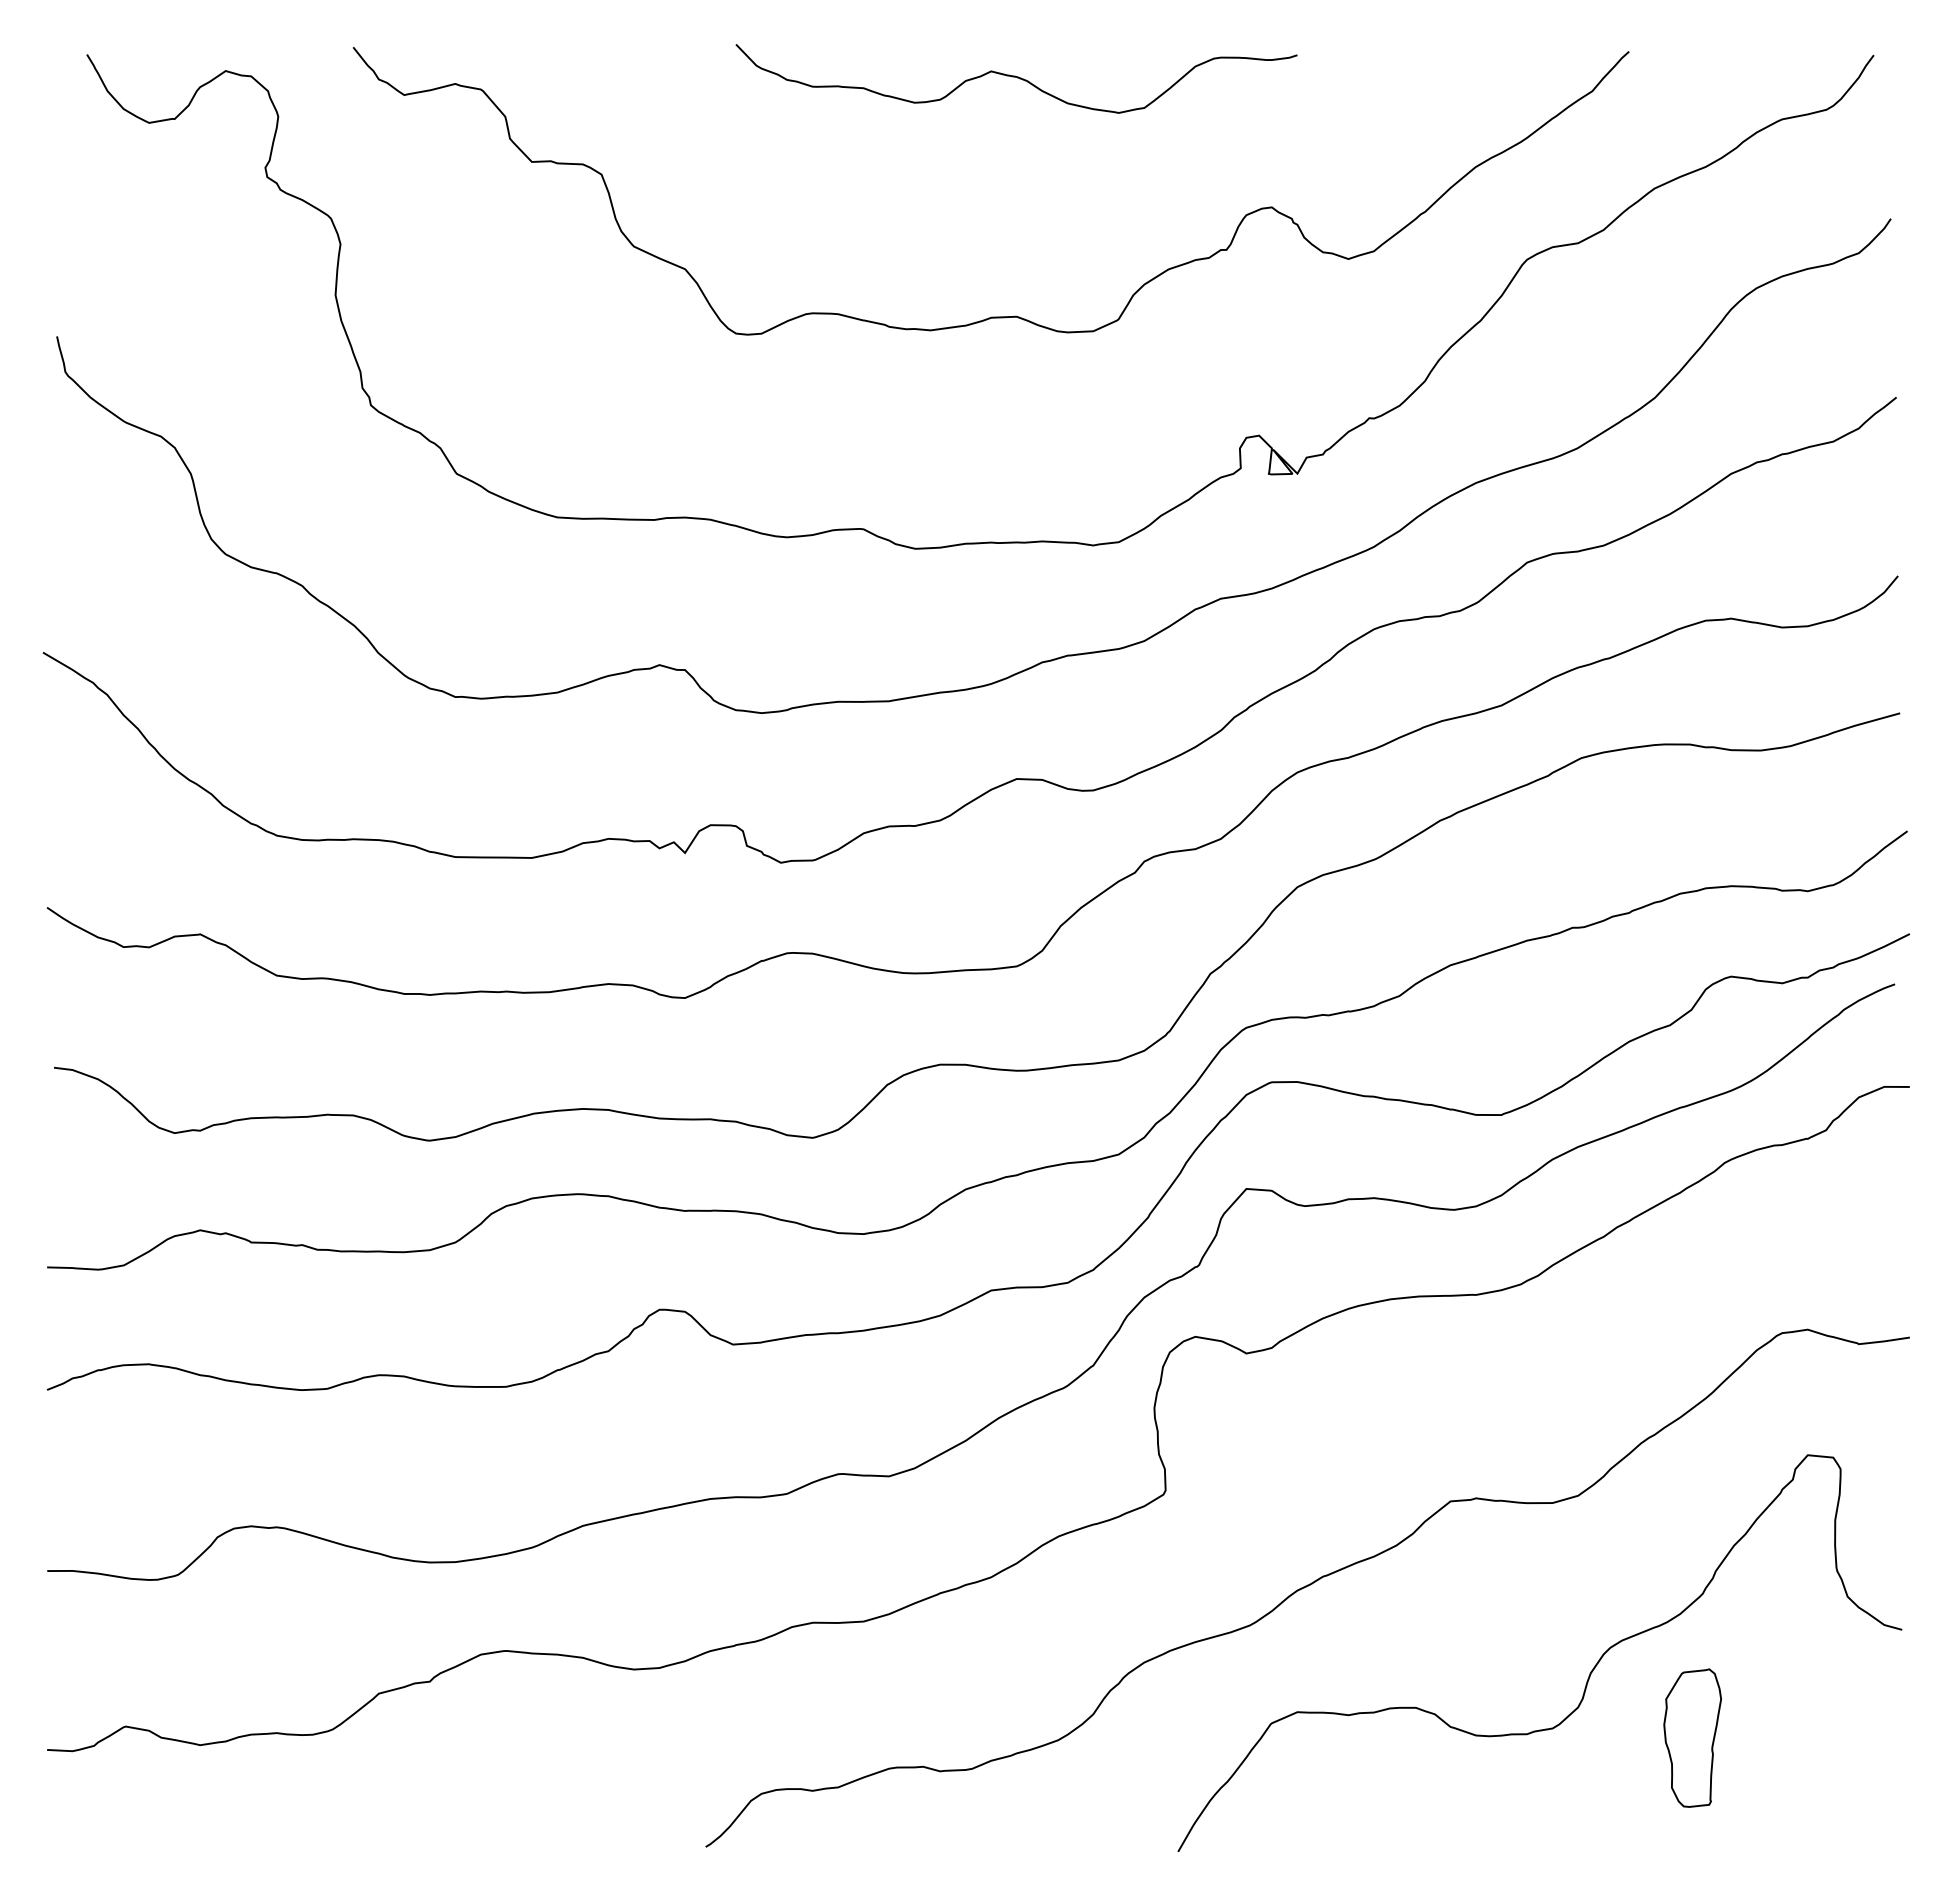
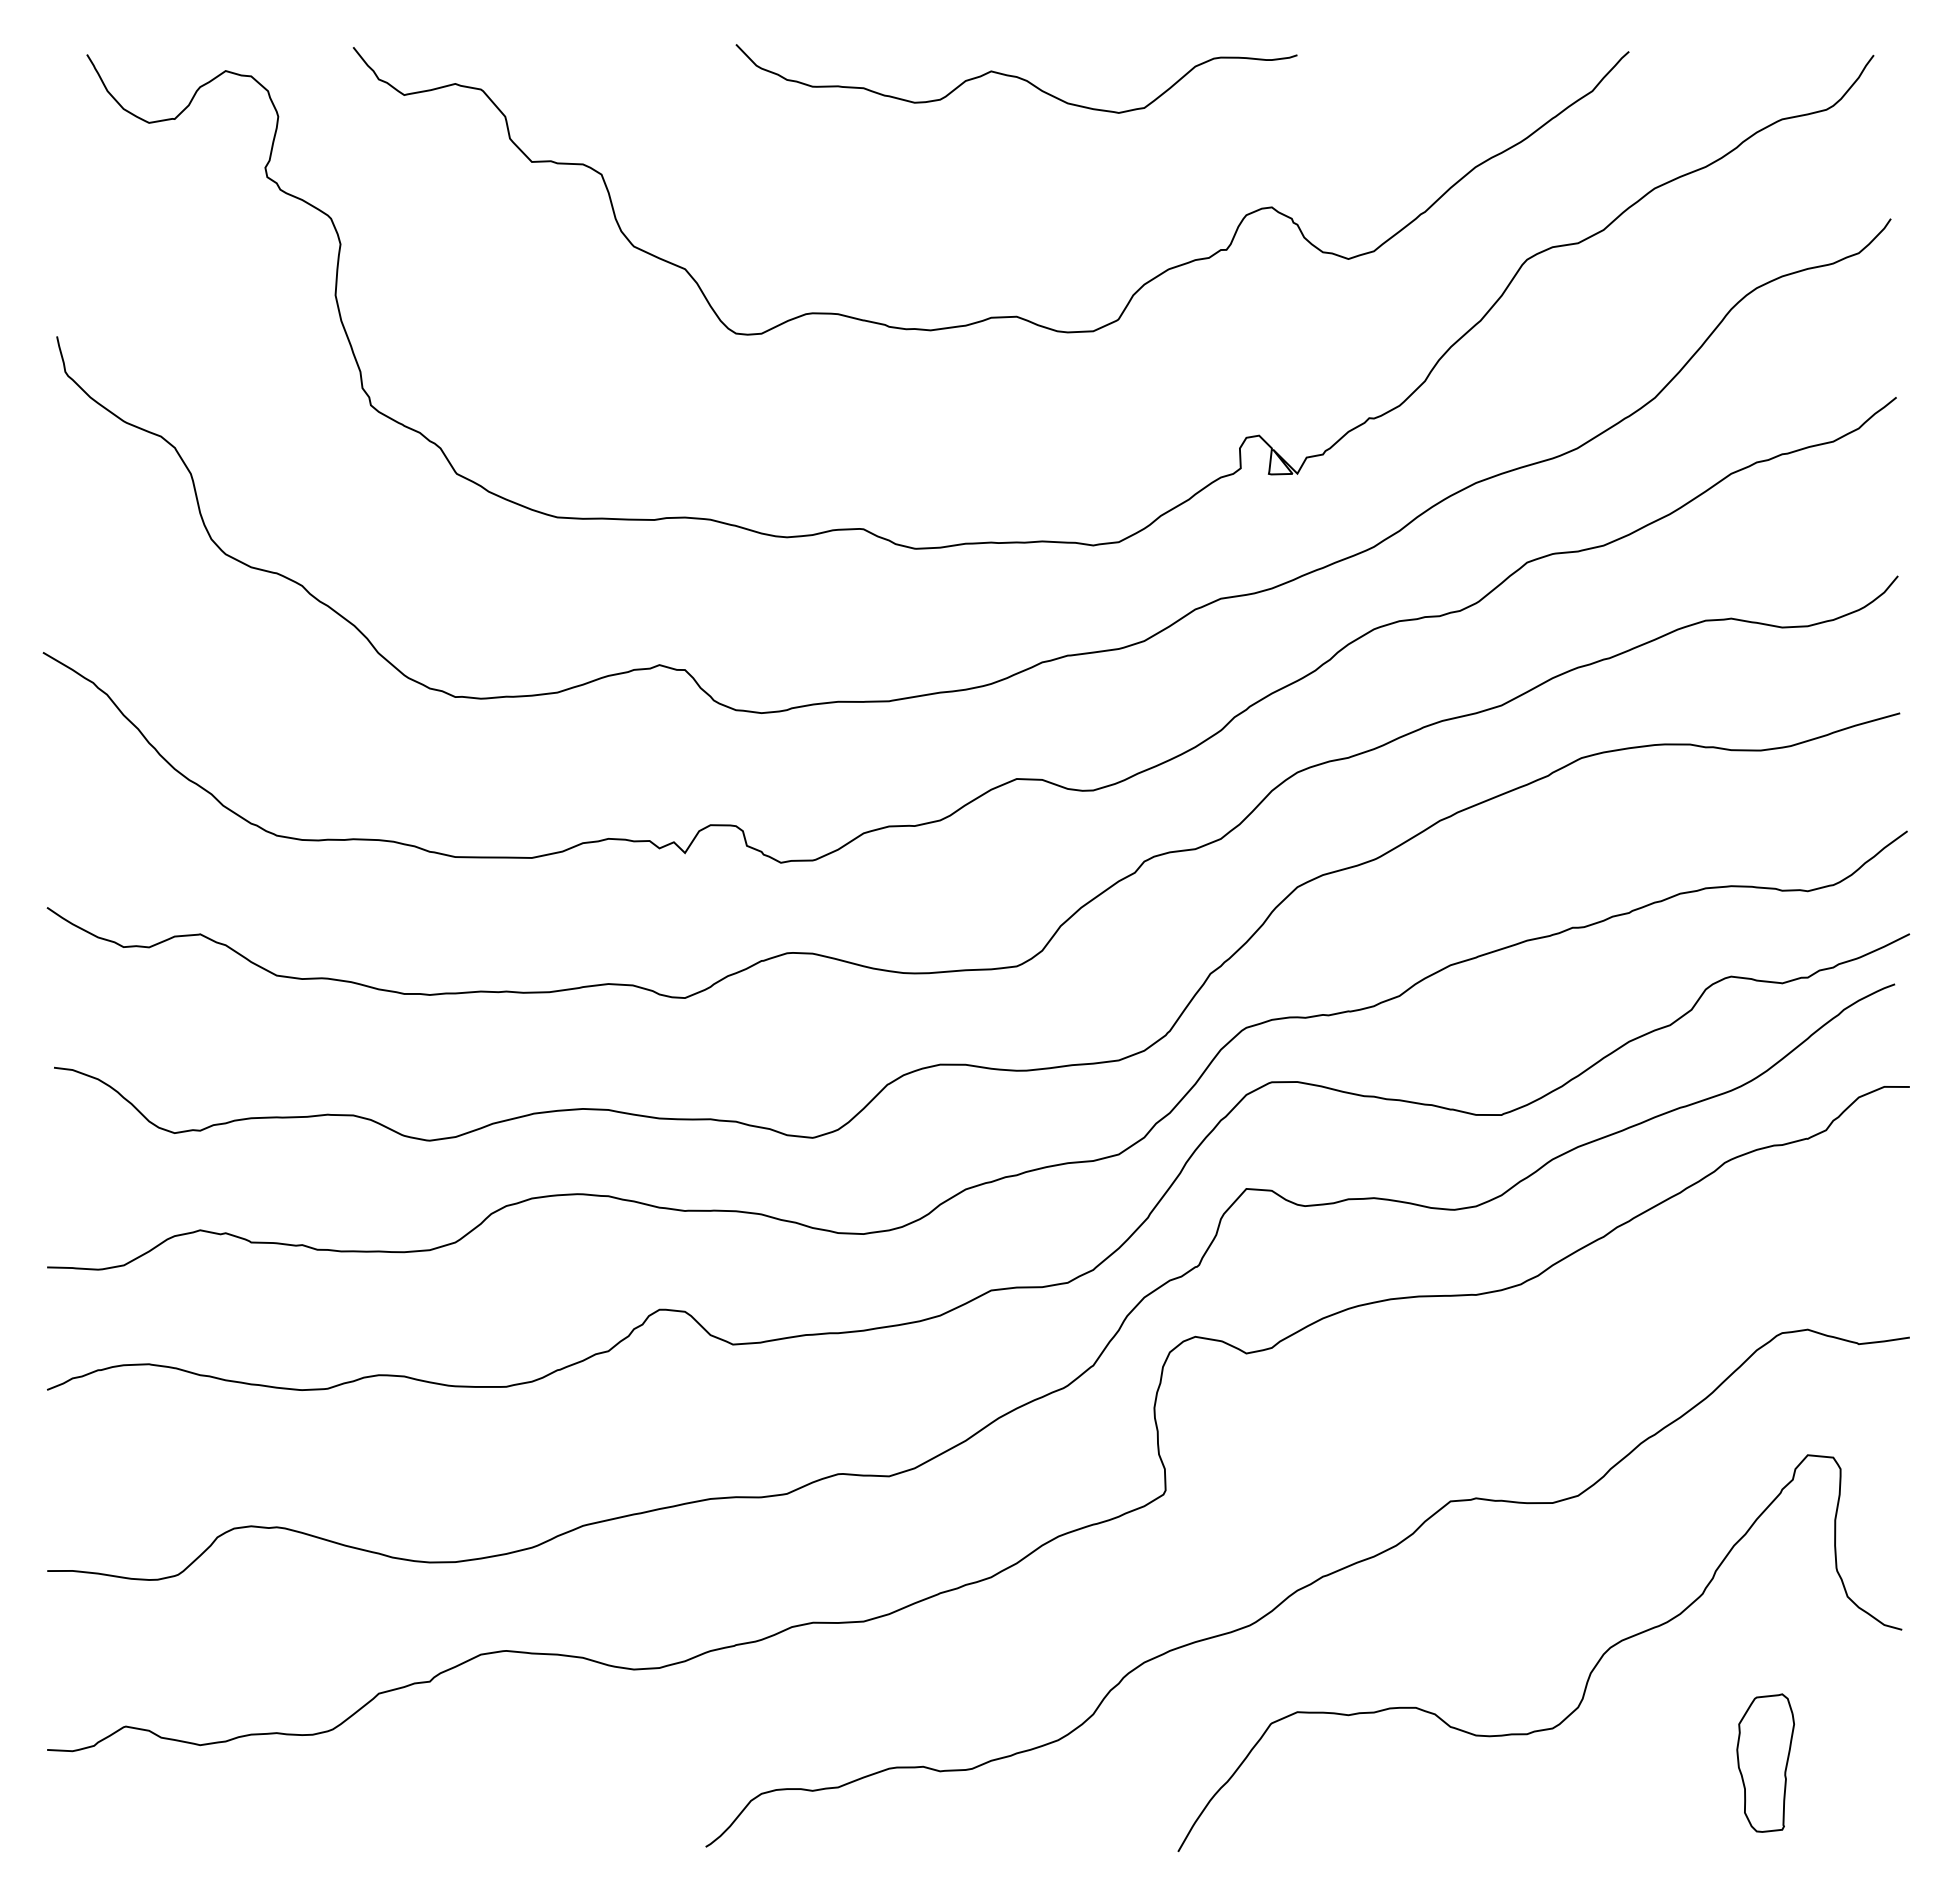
part position: (1692, 1737) -> (1765, 1762) (1765, 1762)
